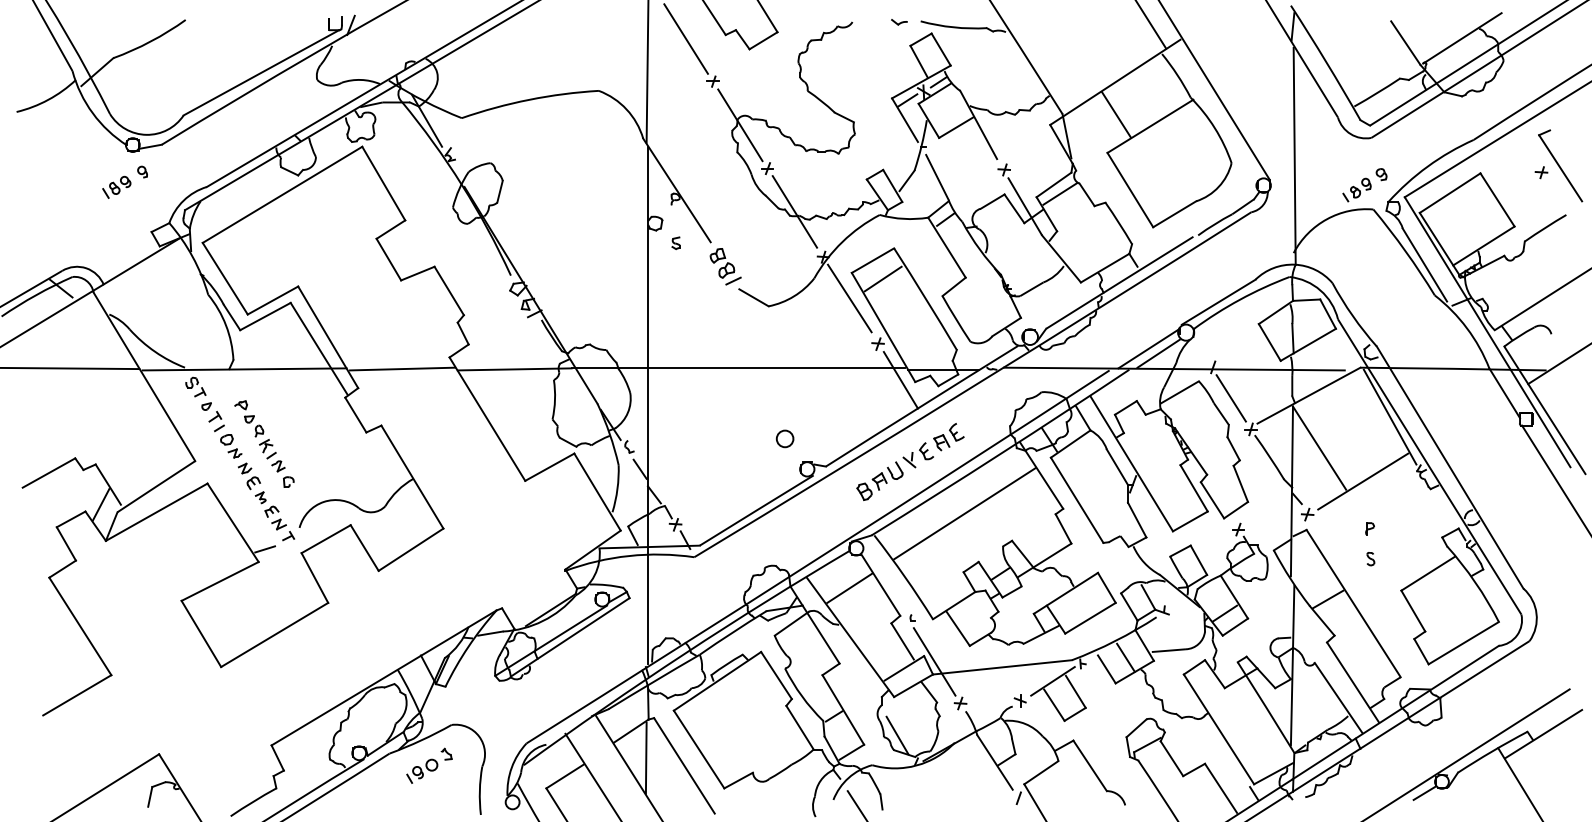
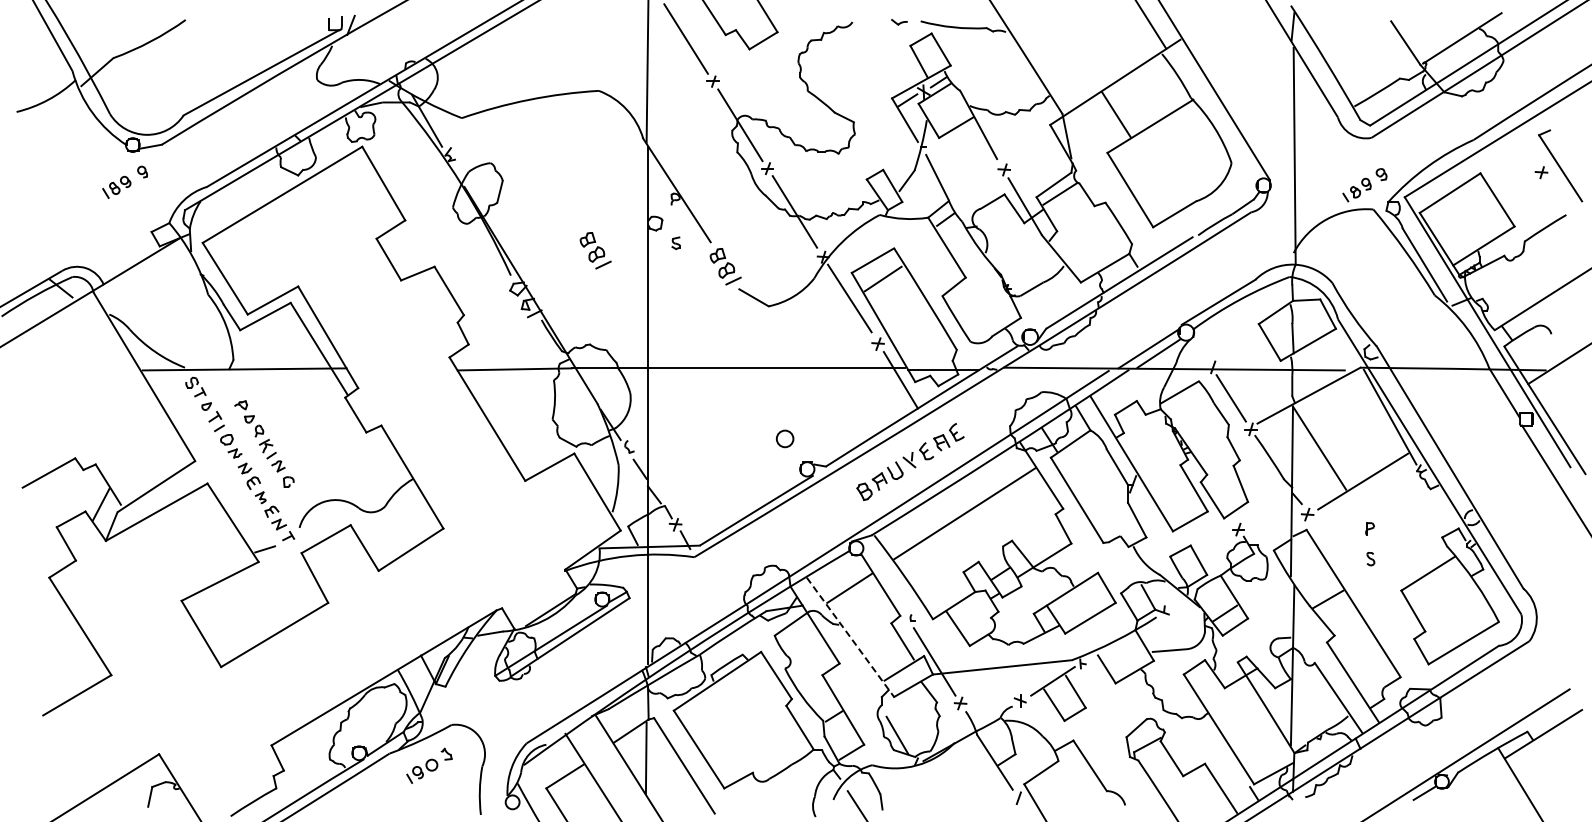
part: none -> present (595, 250)
line: present -> none (70, 368)
line: present -> none (402, 368)
line: solid -> dashed (850, 637)
line: present -> none (1125, 657)
